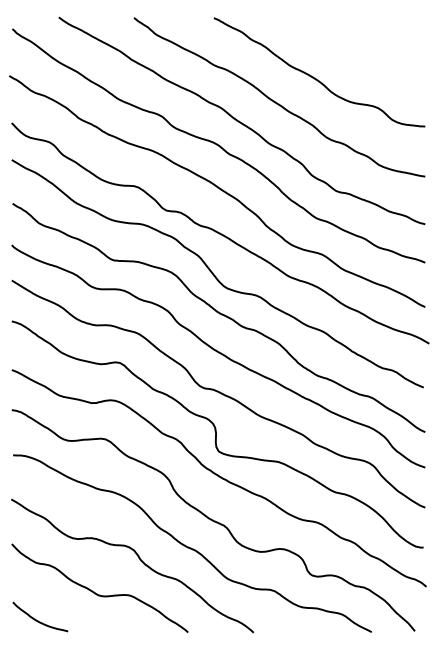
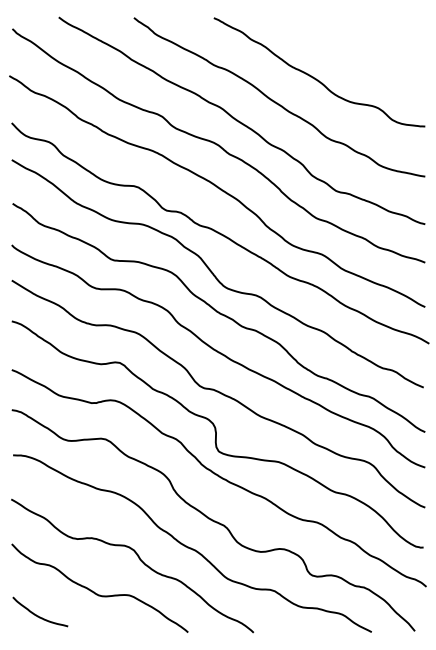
curve position: (38, 620) -> (38, 615) (38, 615)
